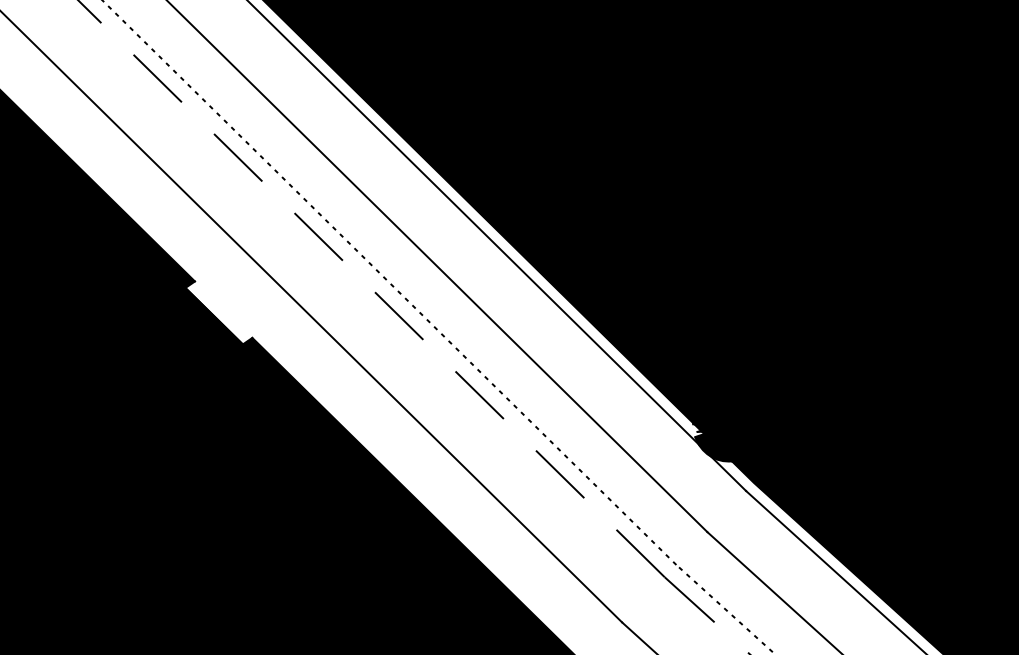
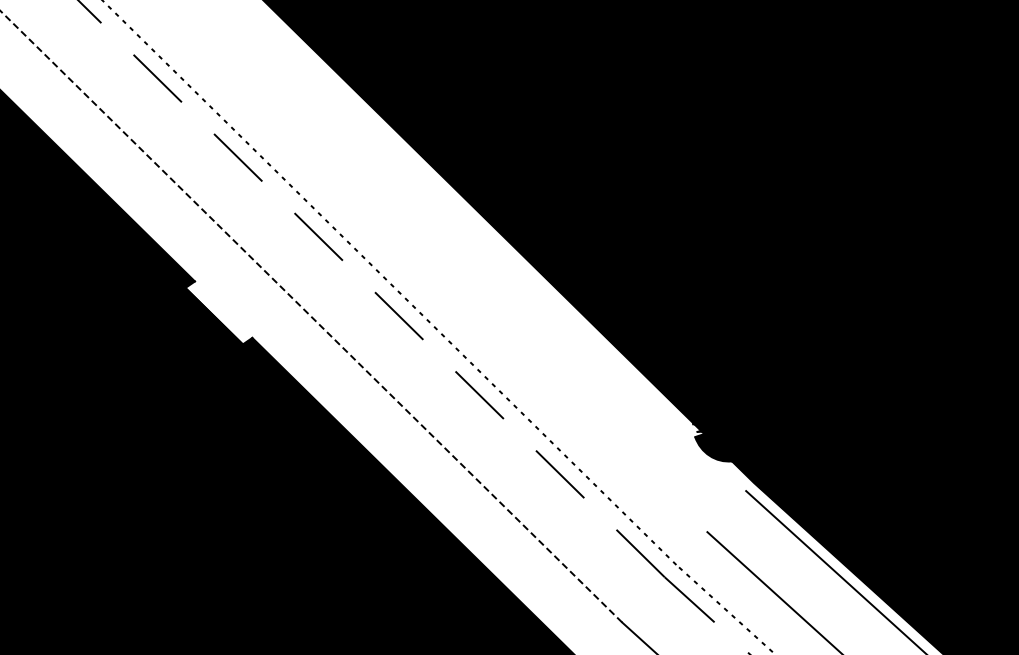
line: present -> none (497, 246)
line: present -> none (438, 267)
line: solid -> dashed (311, 316)
